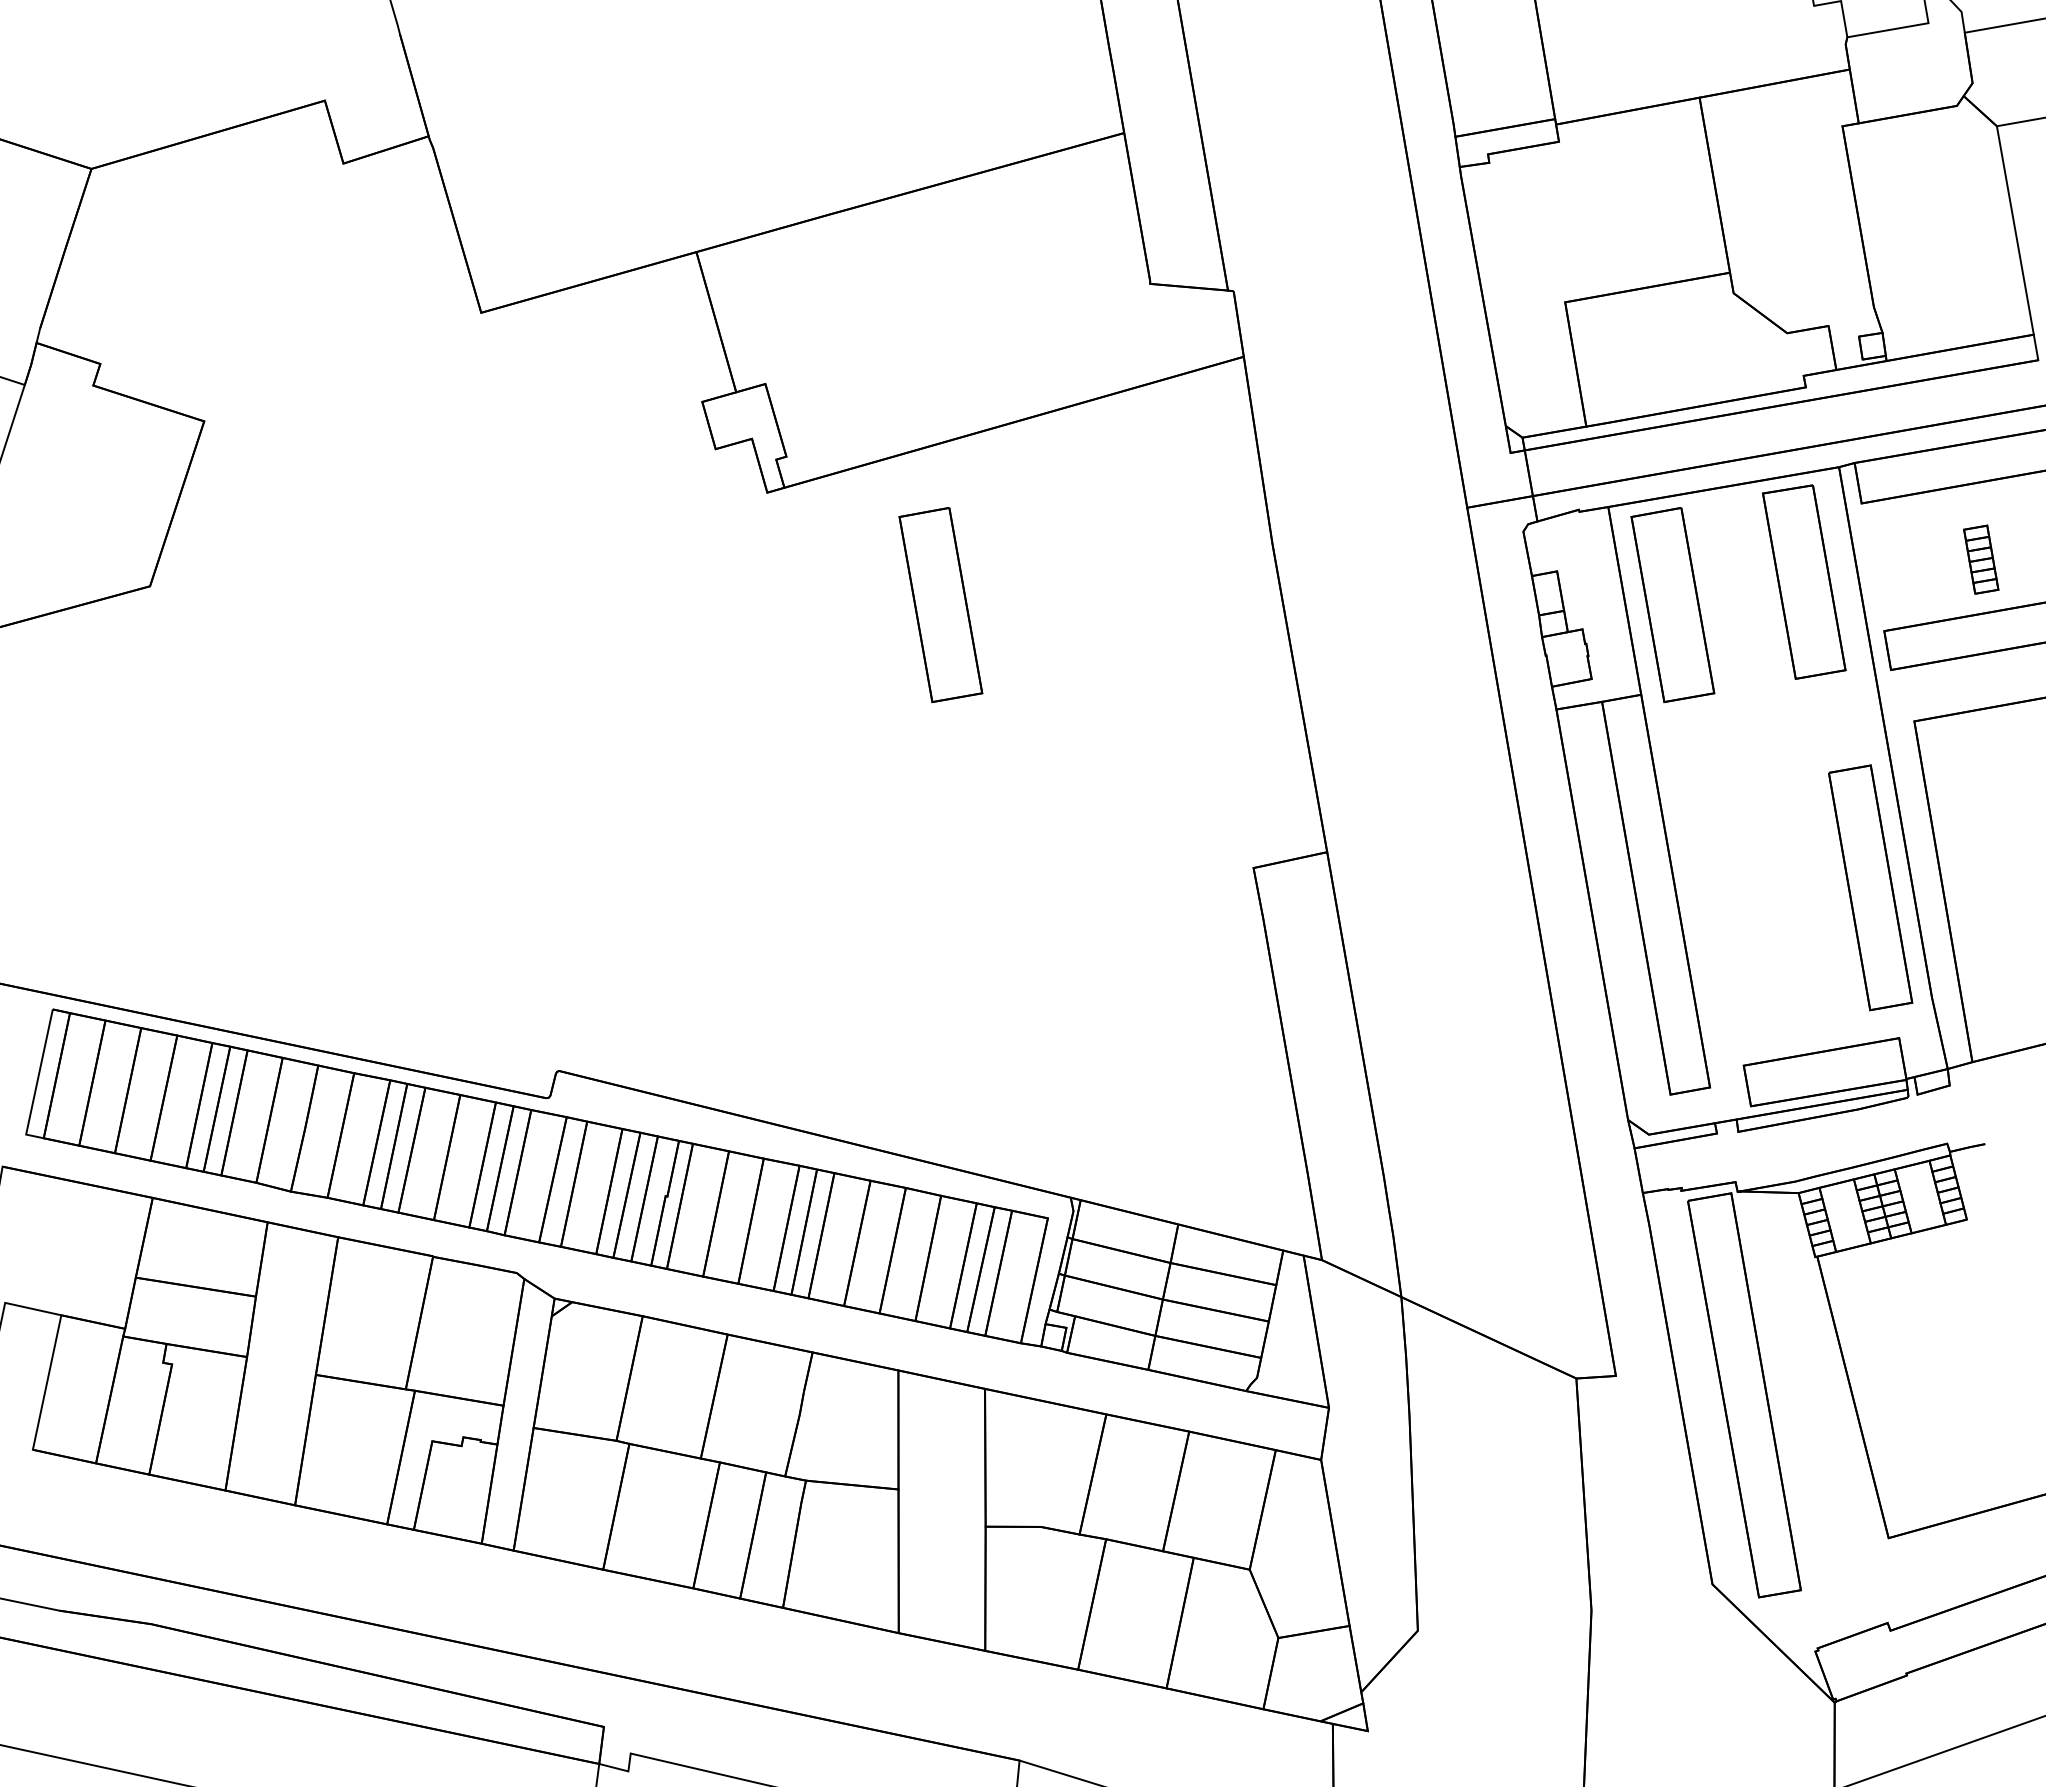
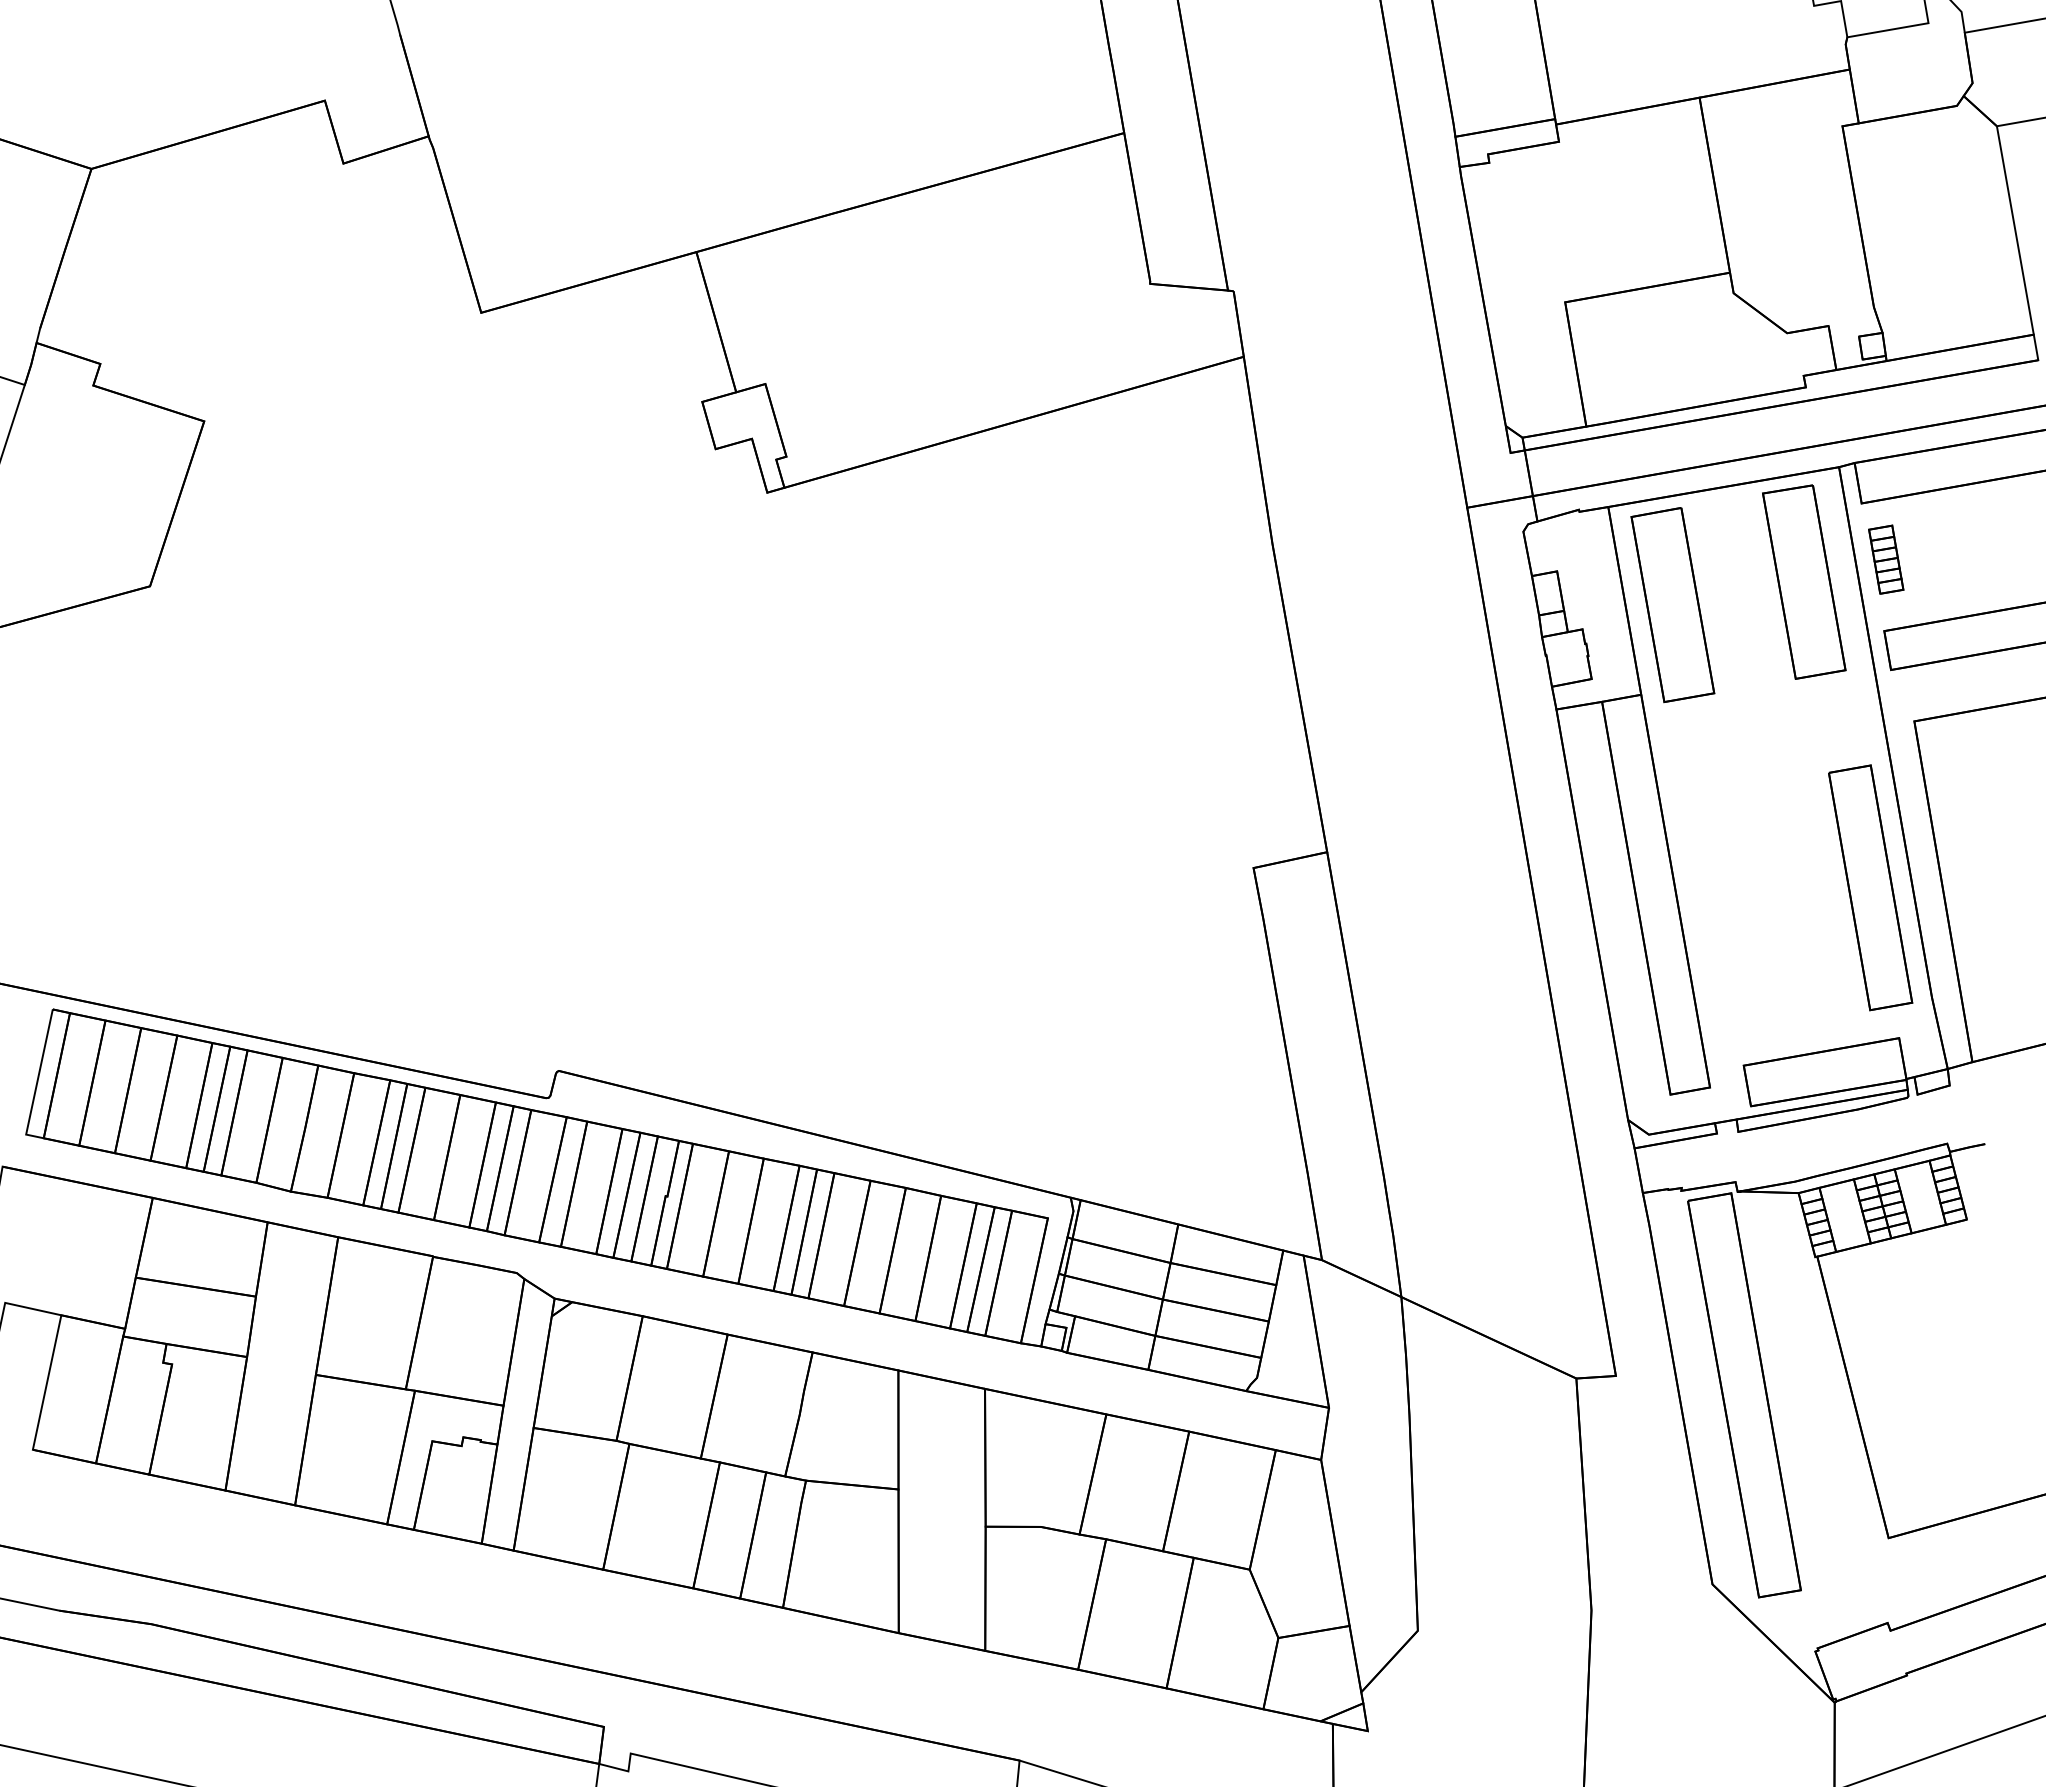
part position: (1981, 559) -> (1886, 559) (1886, 559)
part: present -> none (940, 605)
